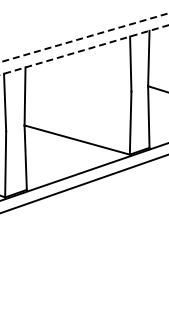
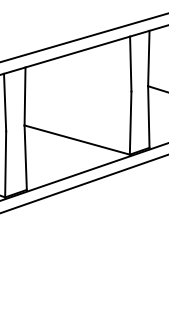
line: dashed -> solid (84, 37)
line: dashed -> solid (84, 50)
